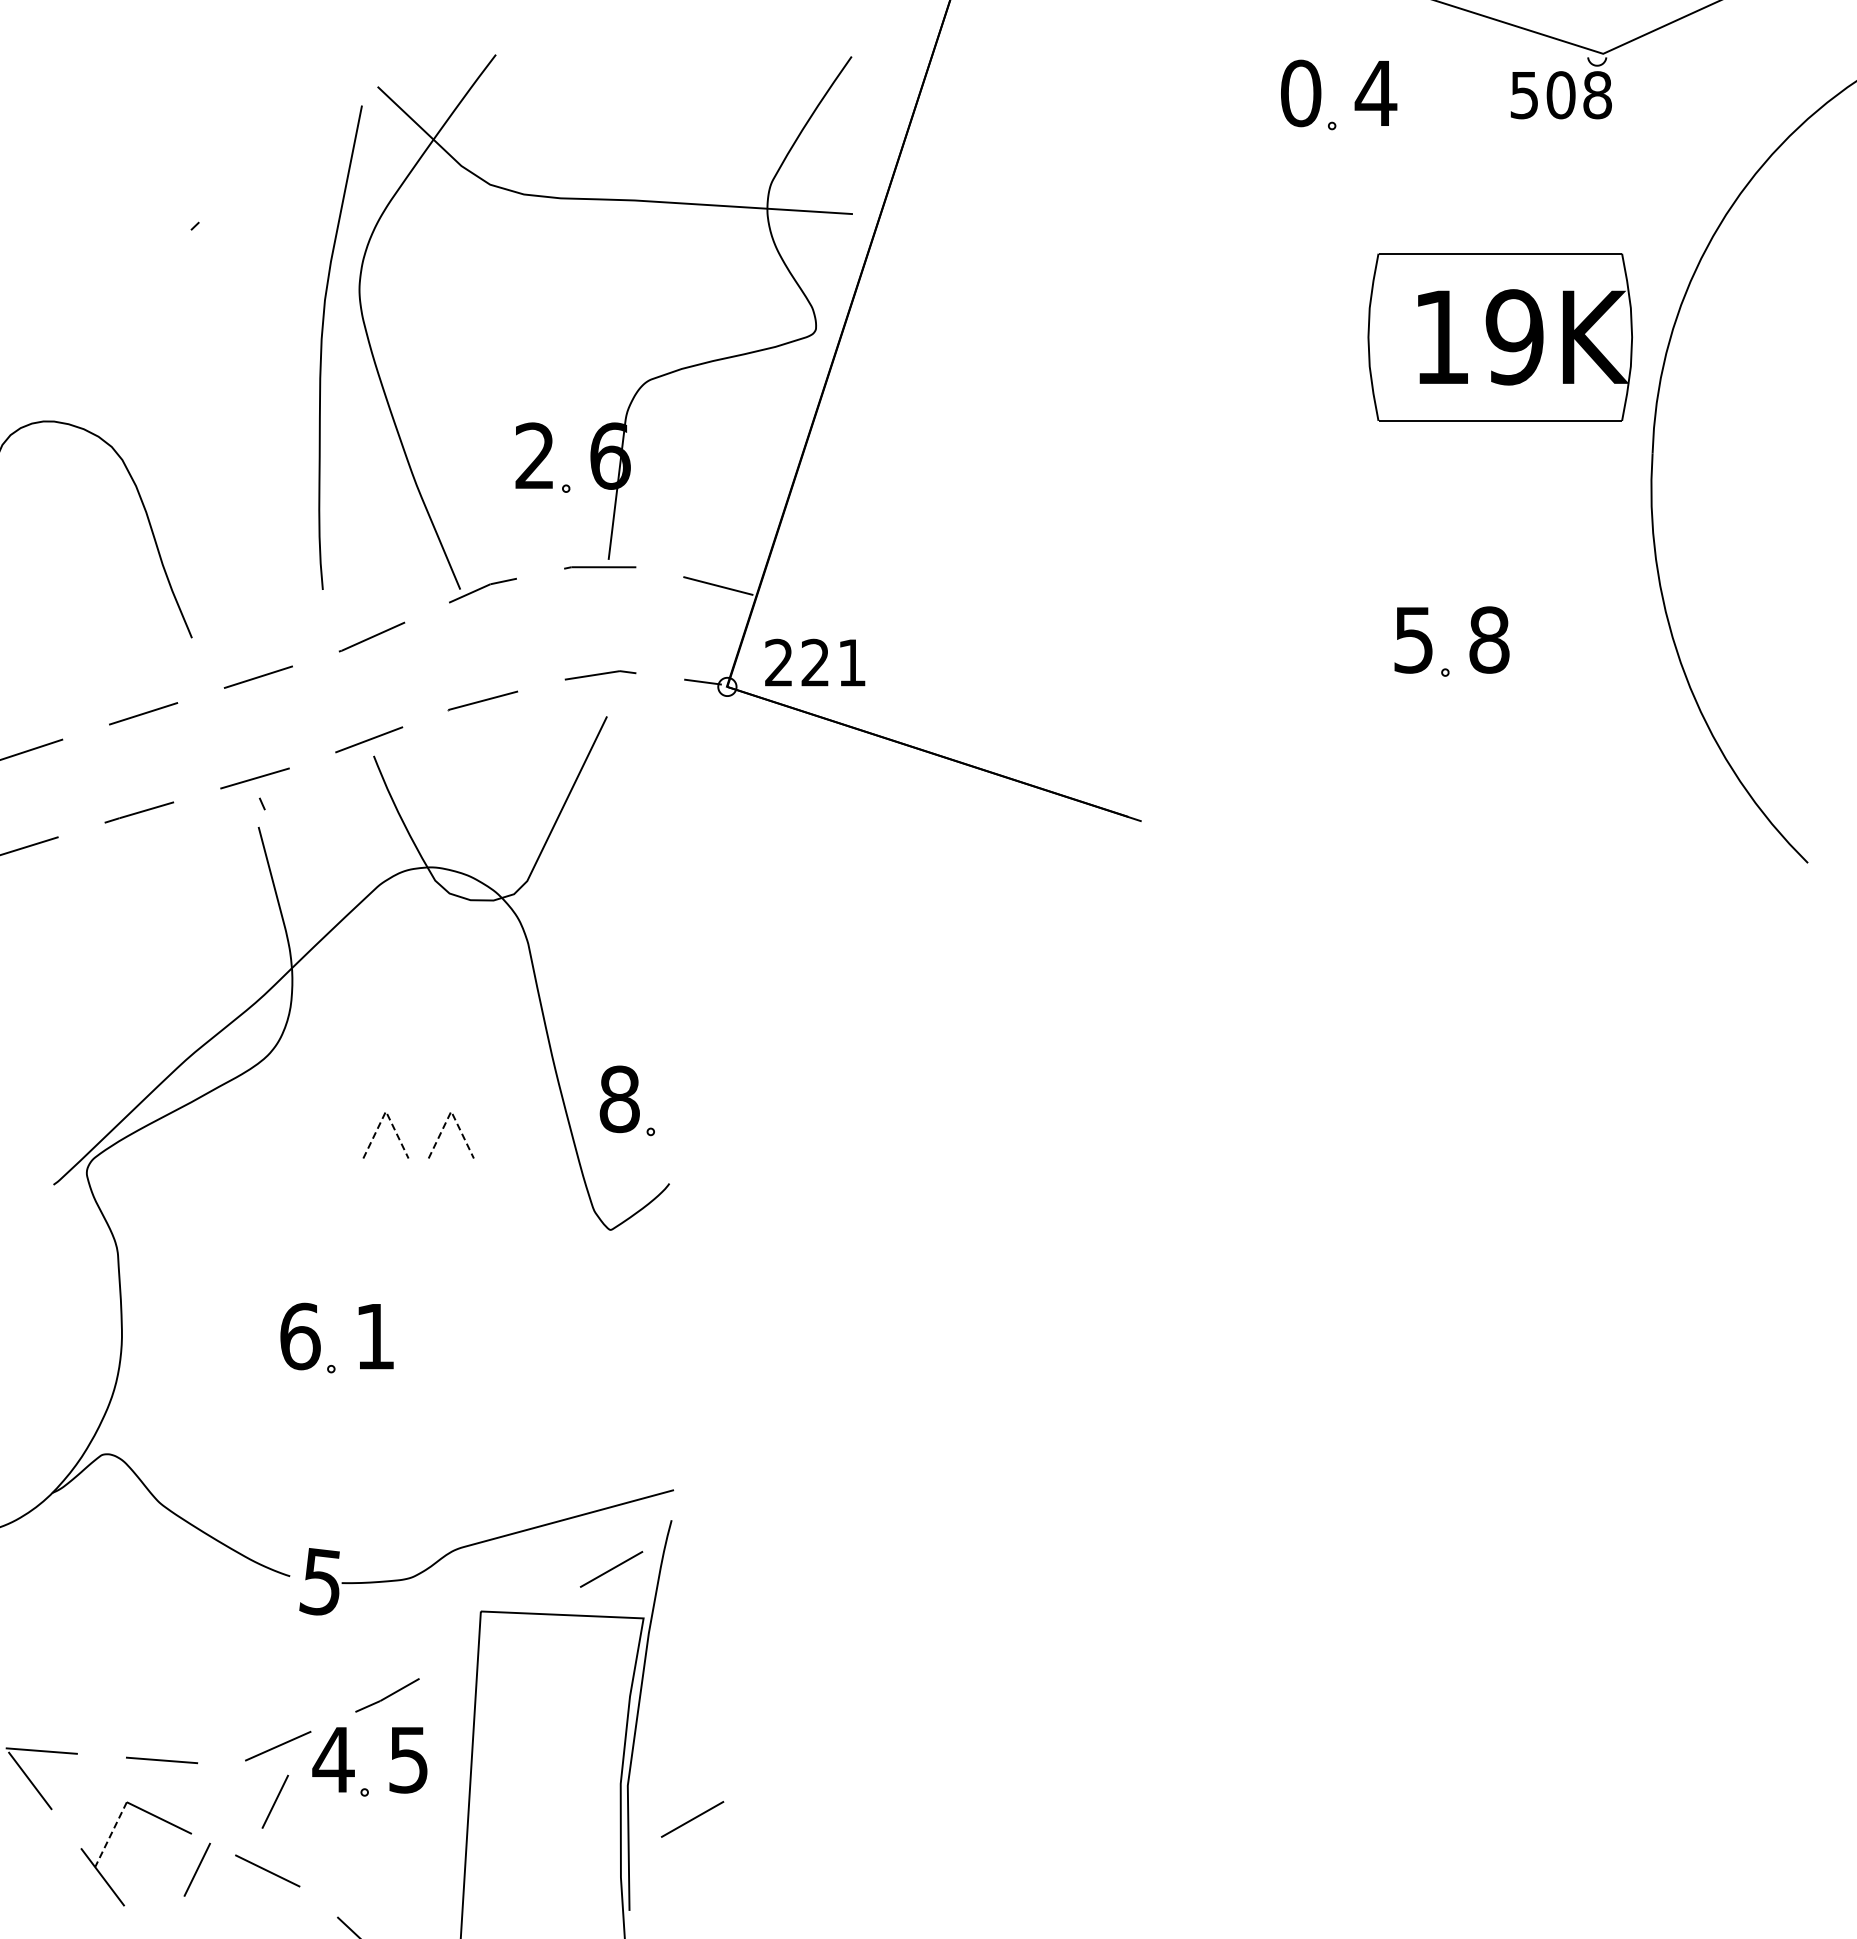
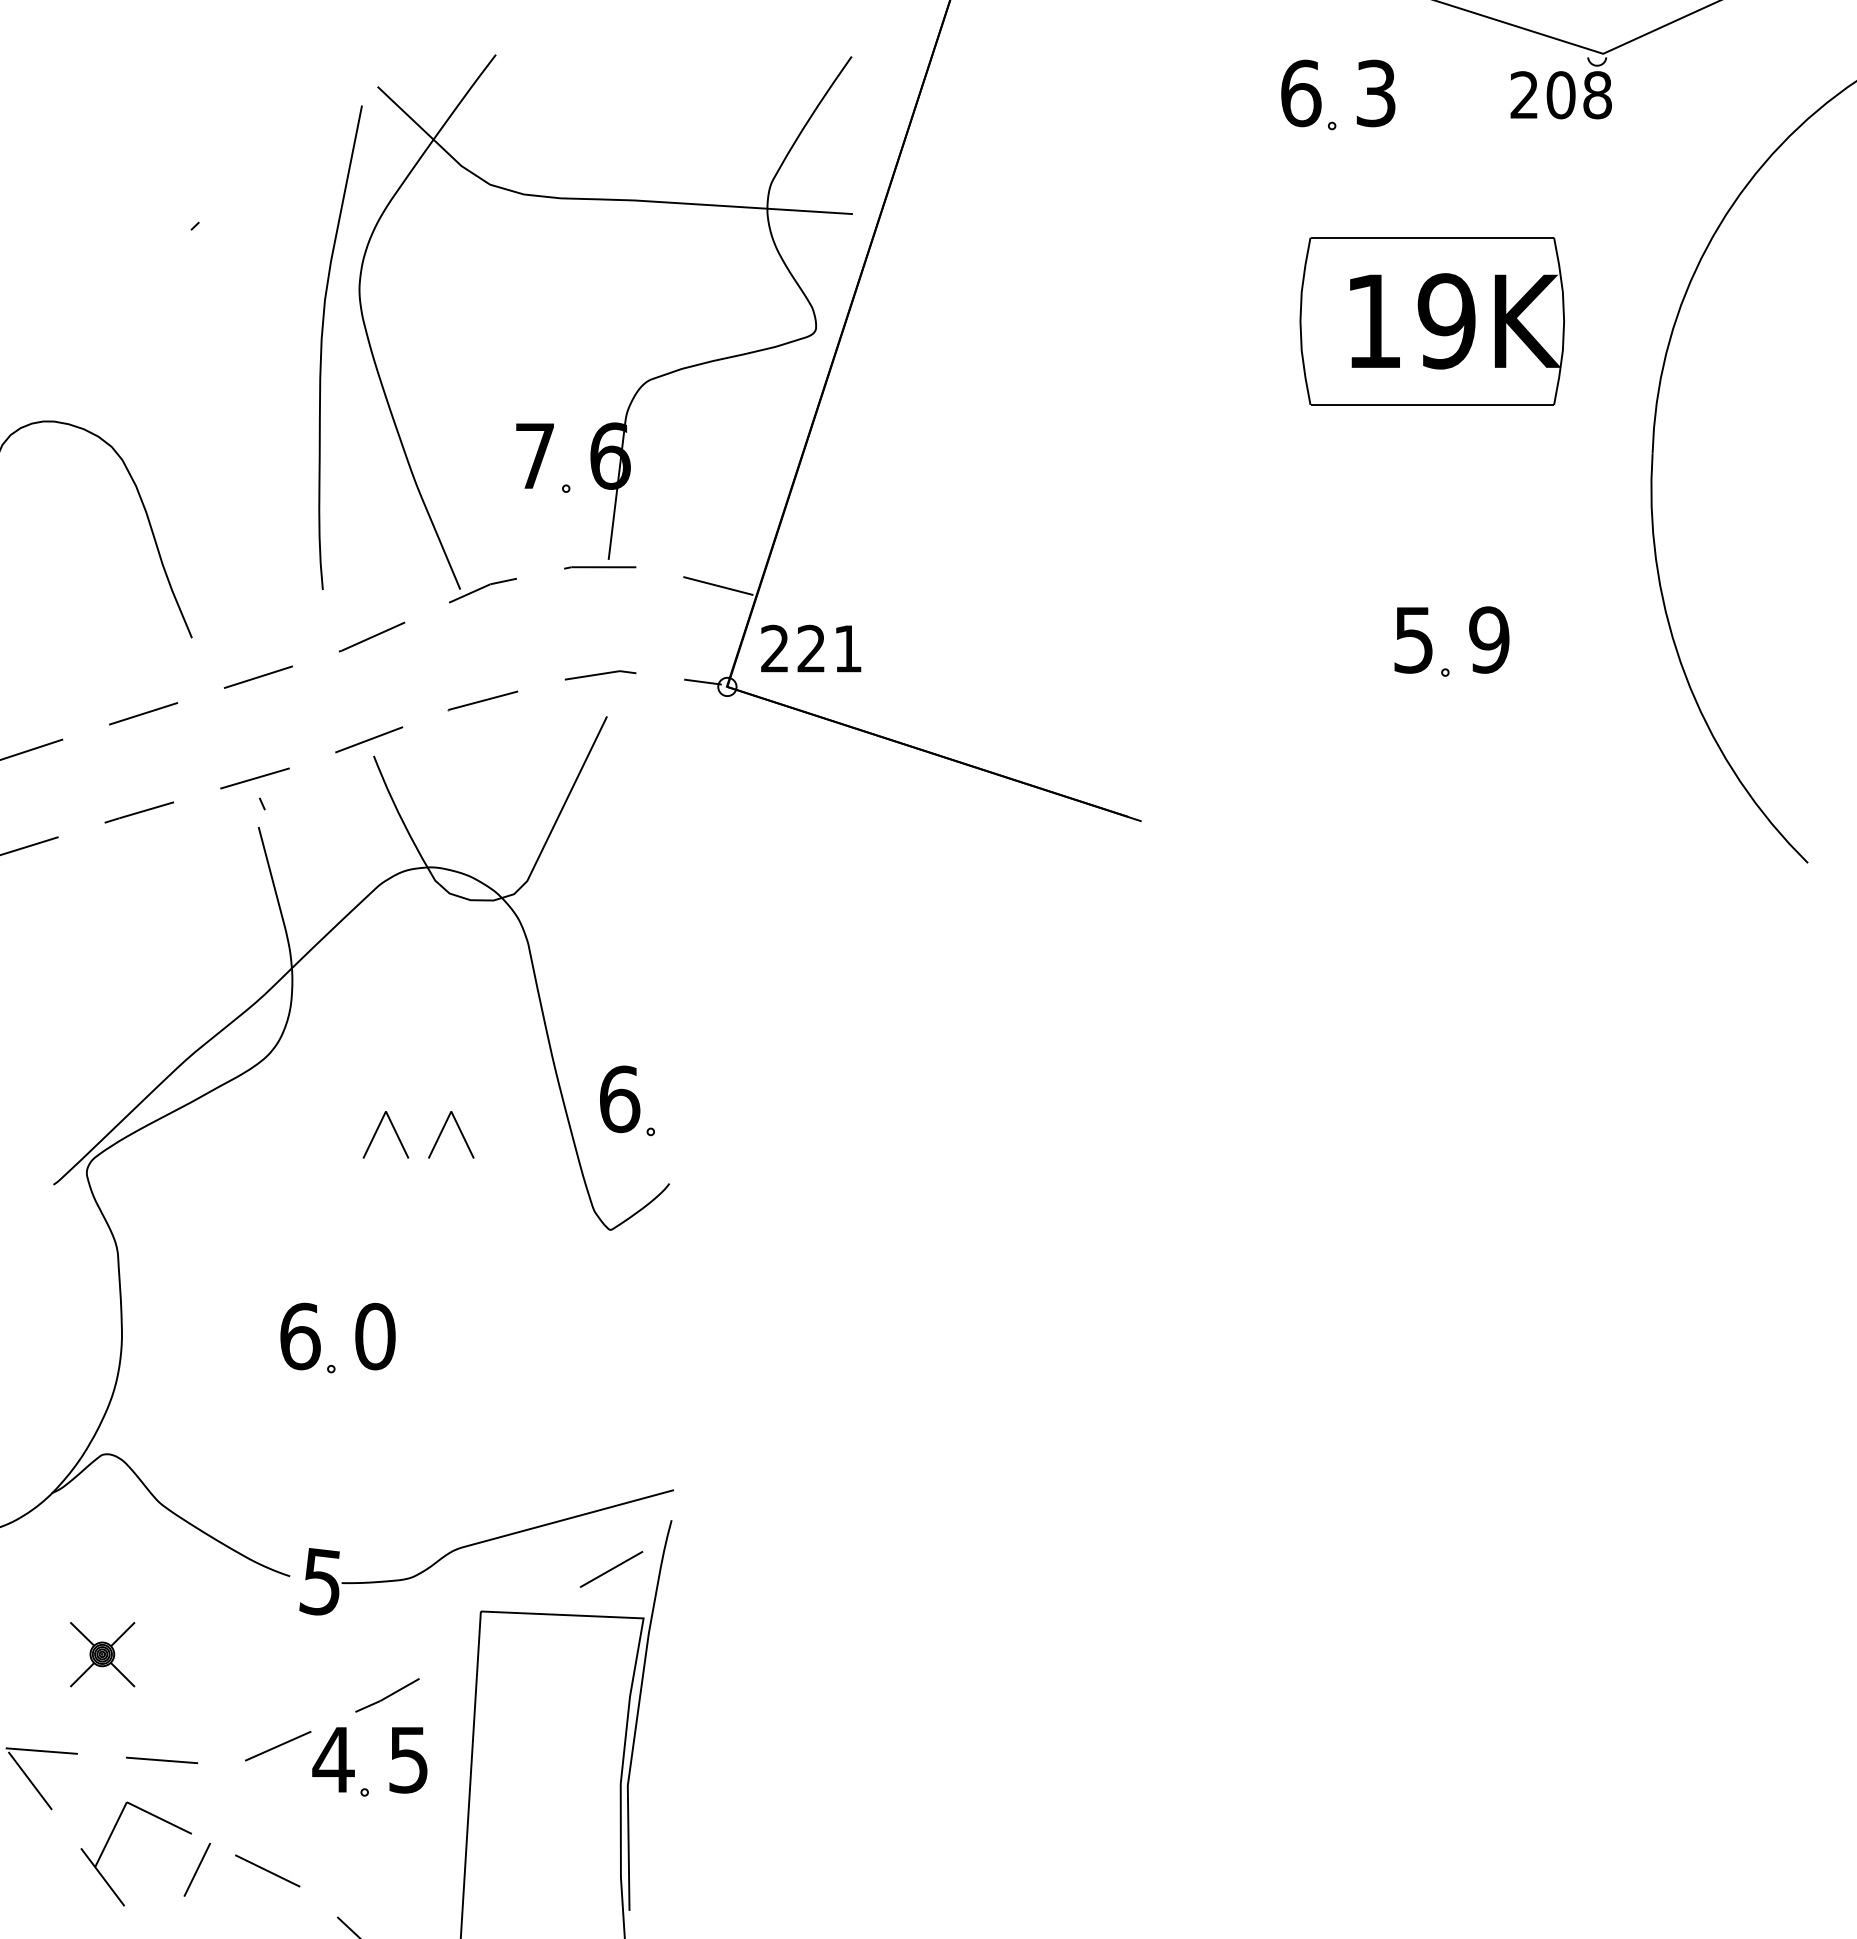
text: 0 -> 6 (1301, 93)
text: 4 -> 3 (1375, 93)
text: 508 -> 208 (1523, 95)
part position: (1499, 337) -> (1431, 321) (1431, 321)
text: 2 -> 7 (534, 455)
text: 8 -> 9 (1489, 639)
text position: (815, 662) -> (811, 648) (811, 648)
text: 8 -> 6 (619, 1098)
line: dashed -> solid (385, 1111)
line: dashed -> solid (451, 1111)
text: 1 -> 0 (375, 1336)
part: none -> present (102, 1654)
line: present -> none (274, 1801)
line: present -> none (692, 1819)
line: dashed -> solid (110, 1835)
